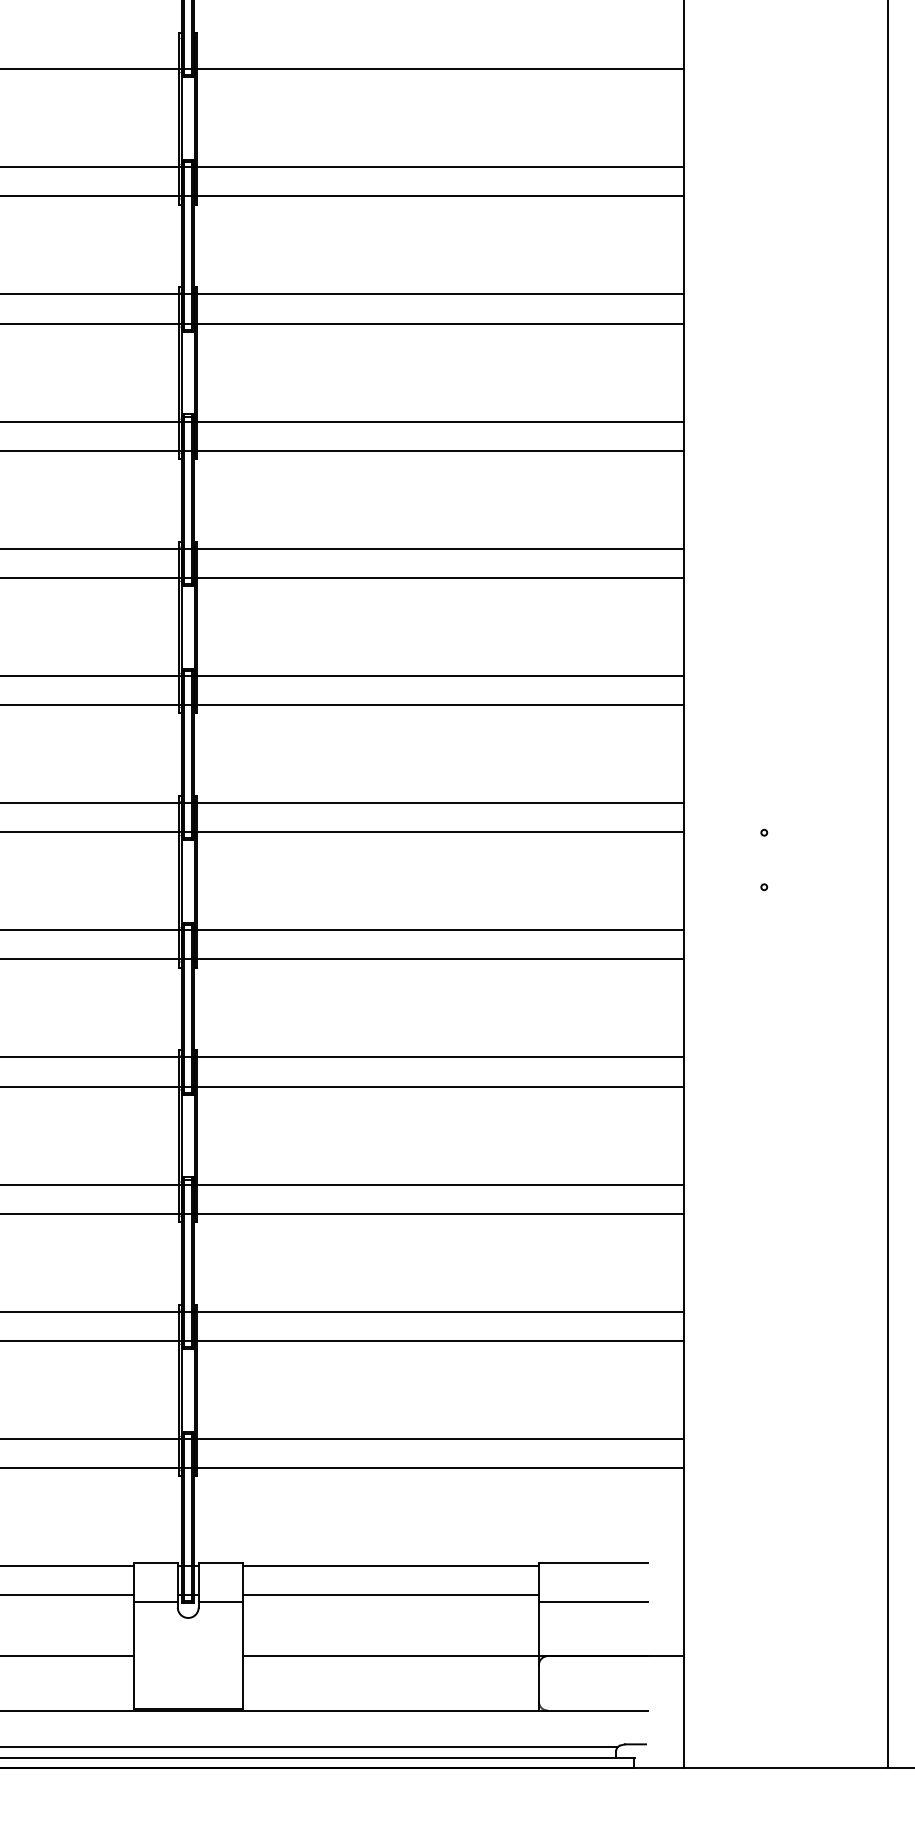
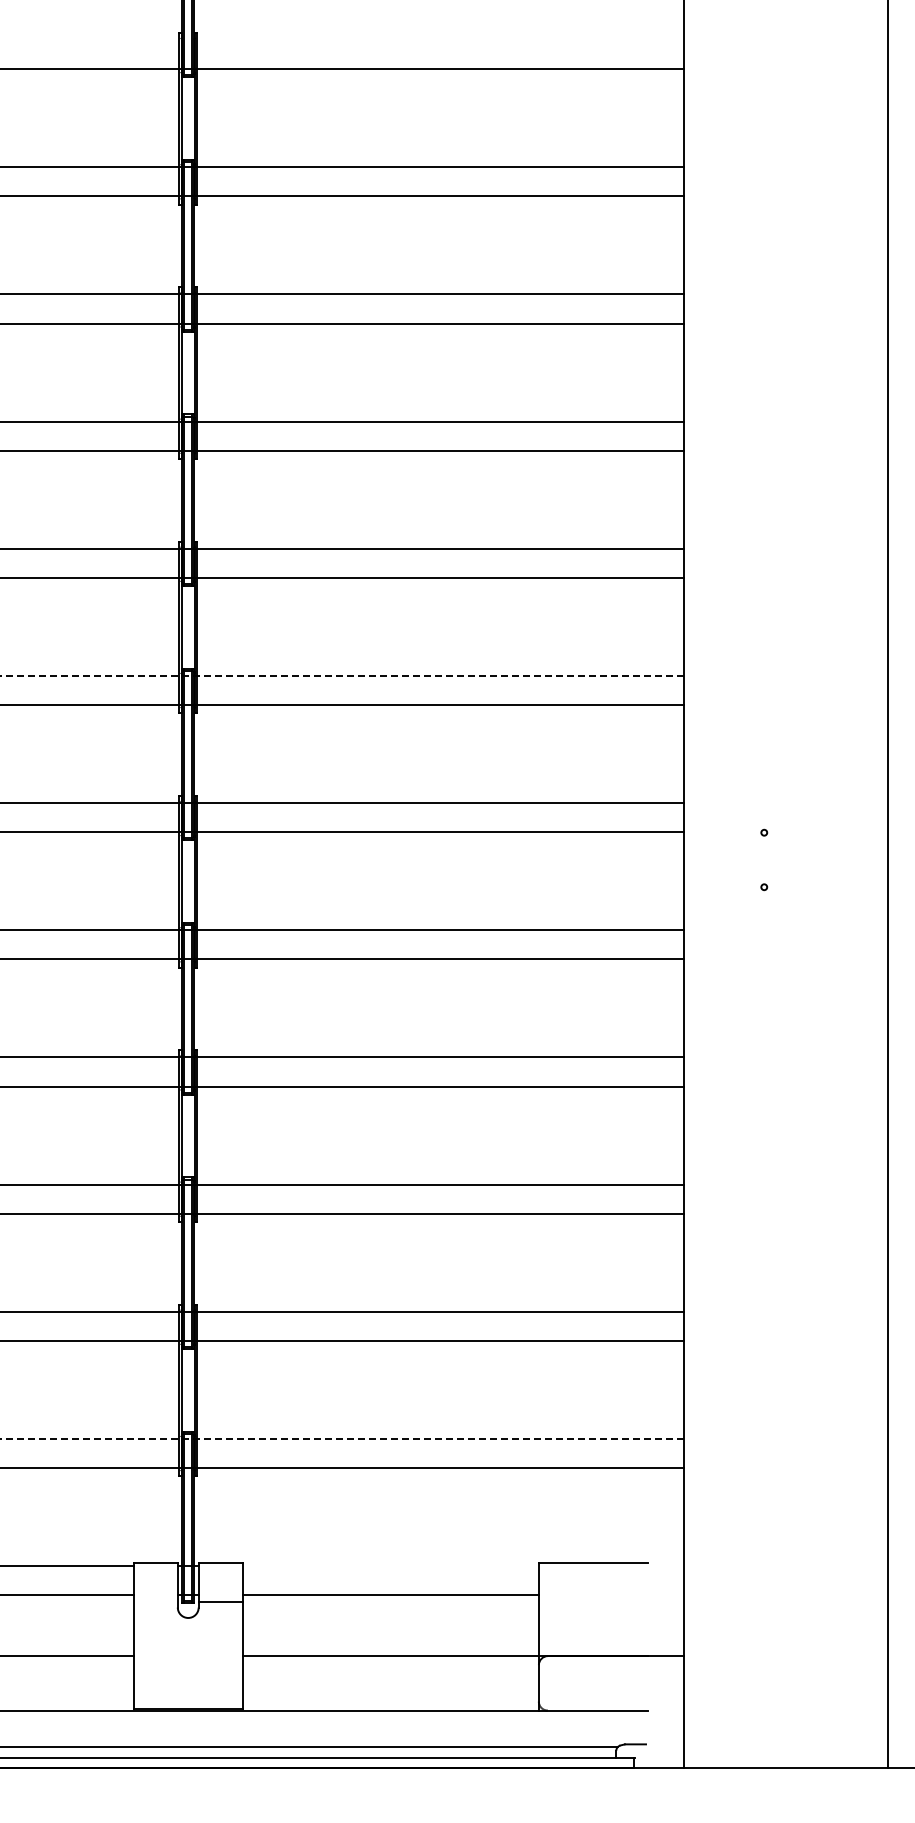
line: solid -> dashed (341, 675)
line: solid -> dashed (341, 1438)
line: present -> none (390, 1566)
line: present -> none (155, 1602)
line: present -> none (592, 1602)
